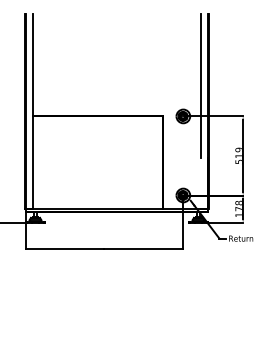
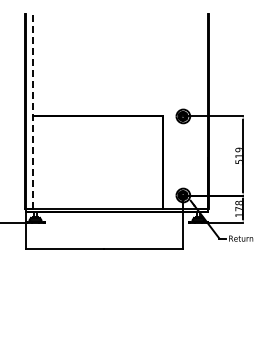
line: present -> none (200, 85)
line: solid -> dashed (33, 110)
